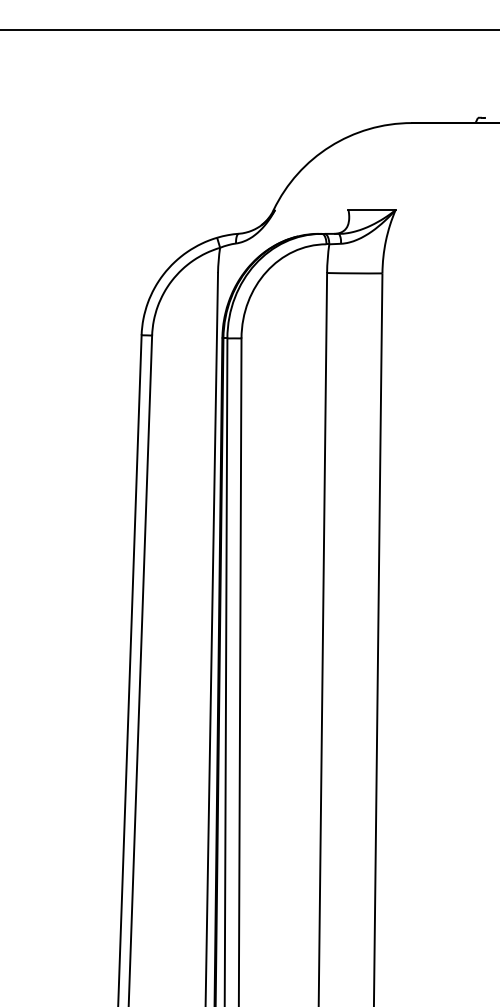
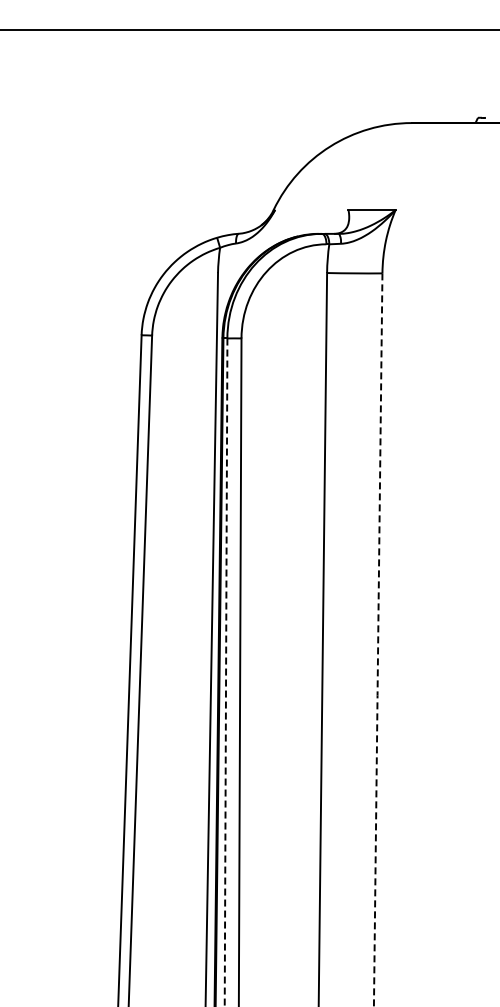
line: solid -> dashed (378, 639)
line: solid -> dashed (226, 672)
